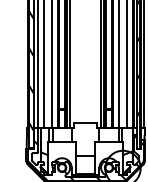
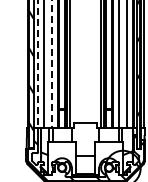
line: solid -> dashed (38, 64)
line: solid -> dashed (52, 64)
